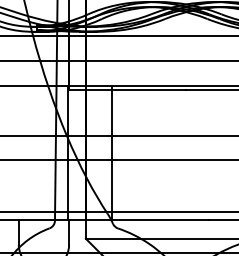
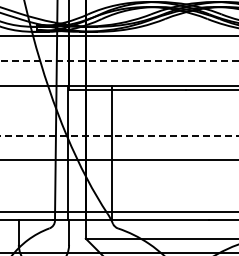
line: solid -> dashed (119, 60)
line: solid -> dashed (119, 136)
